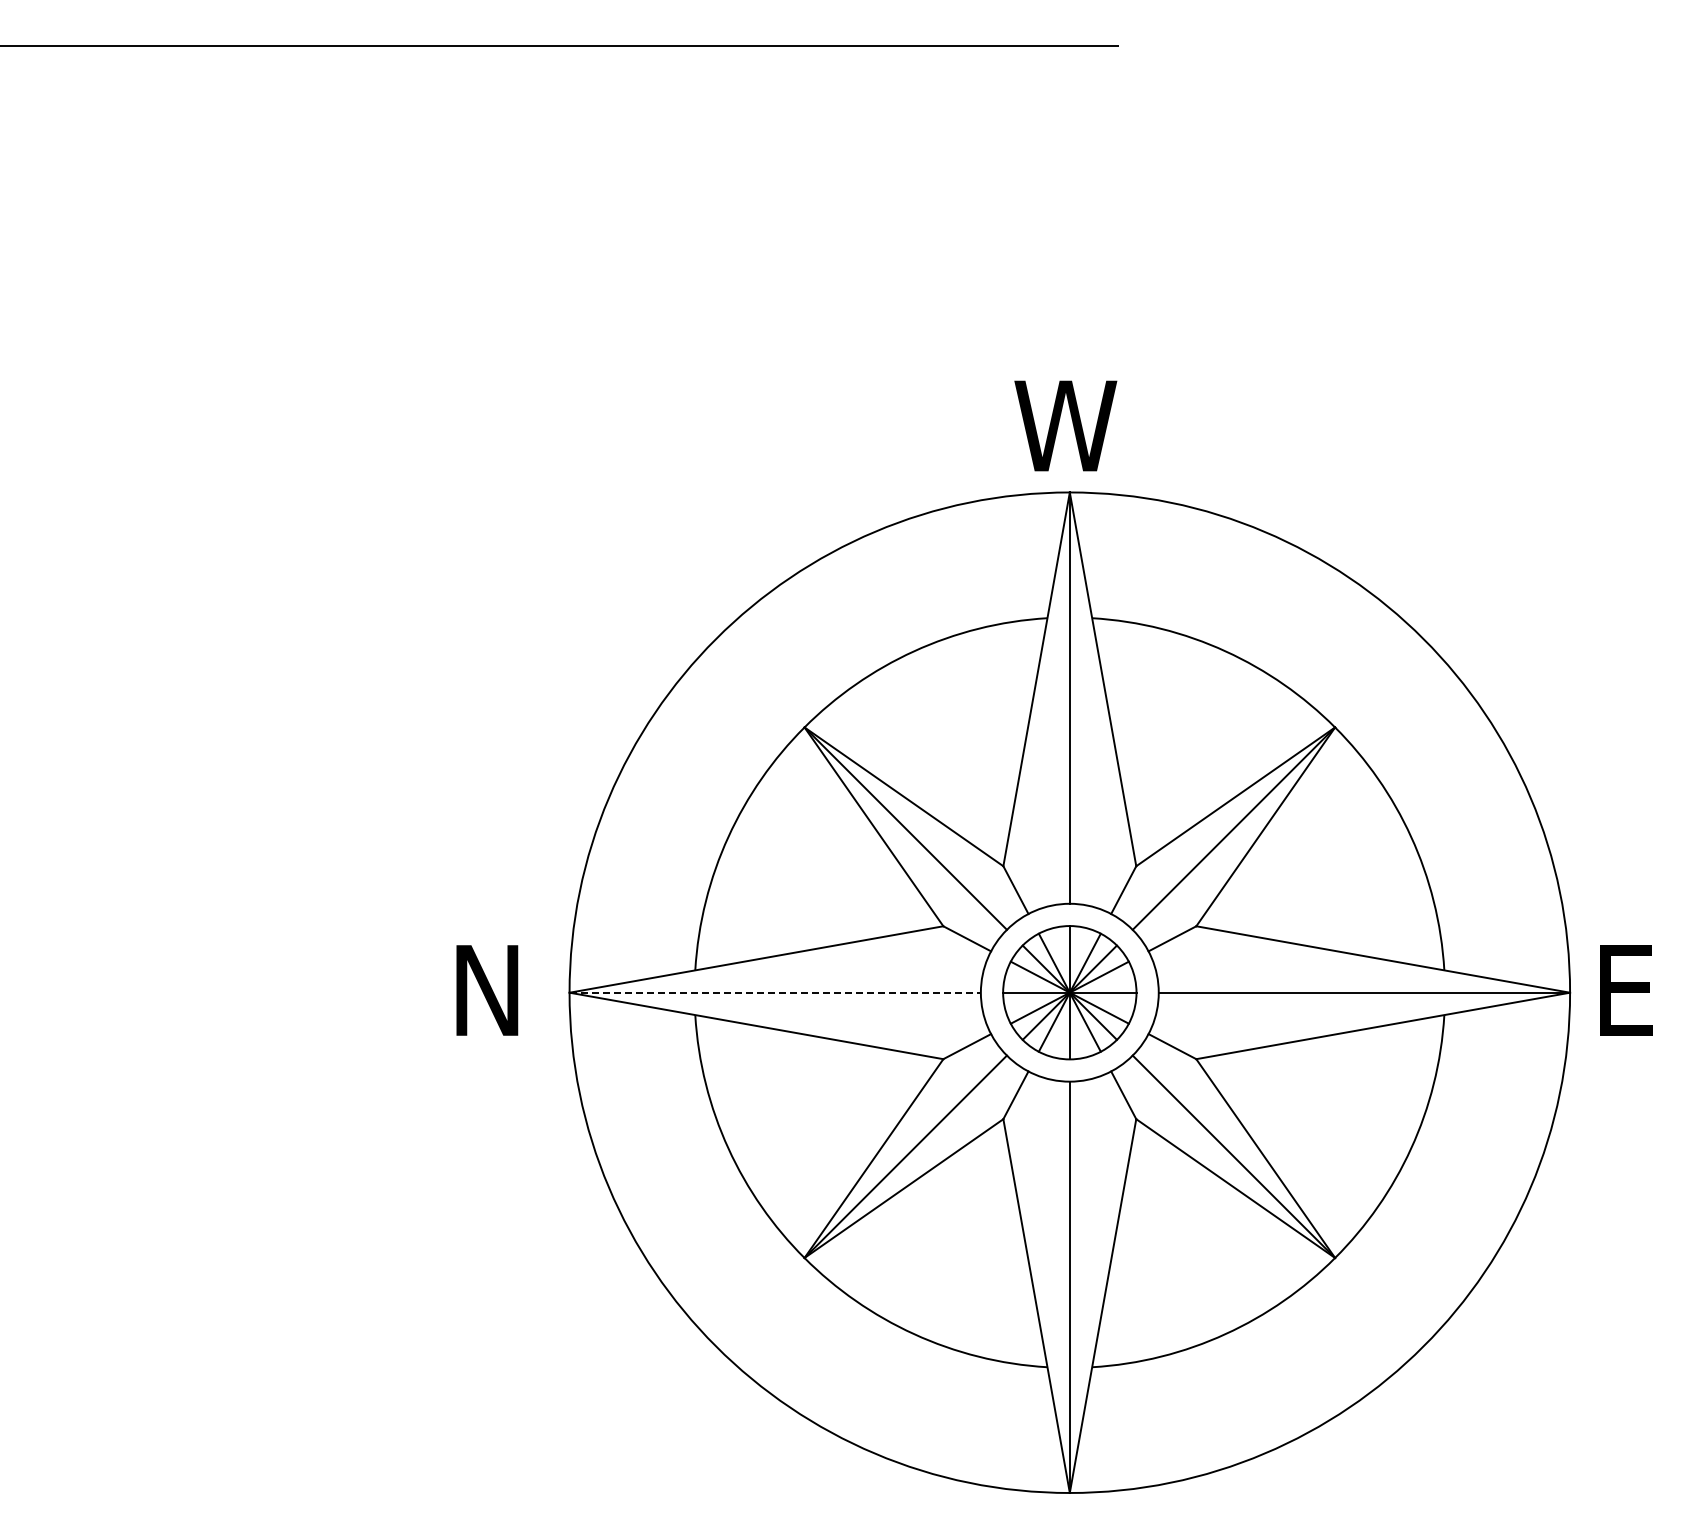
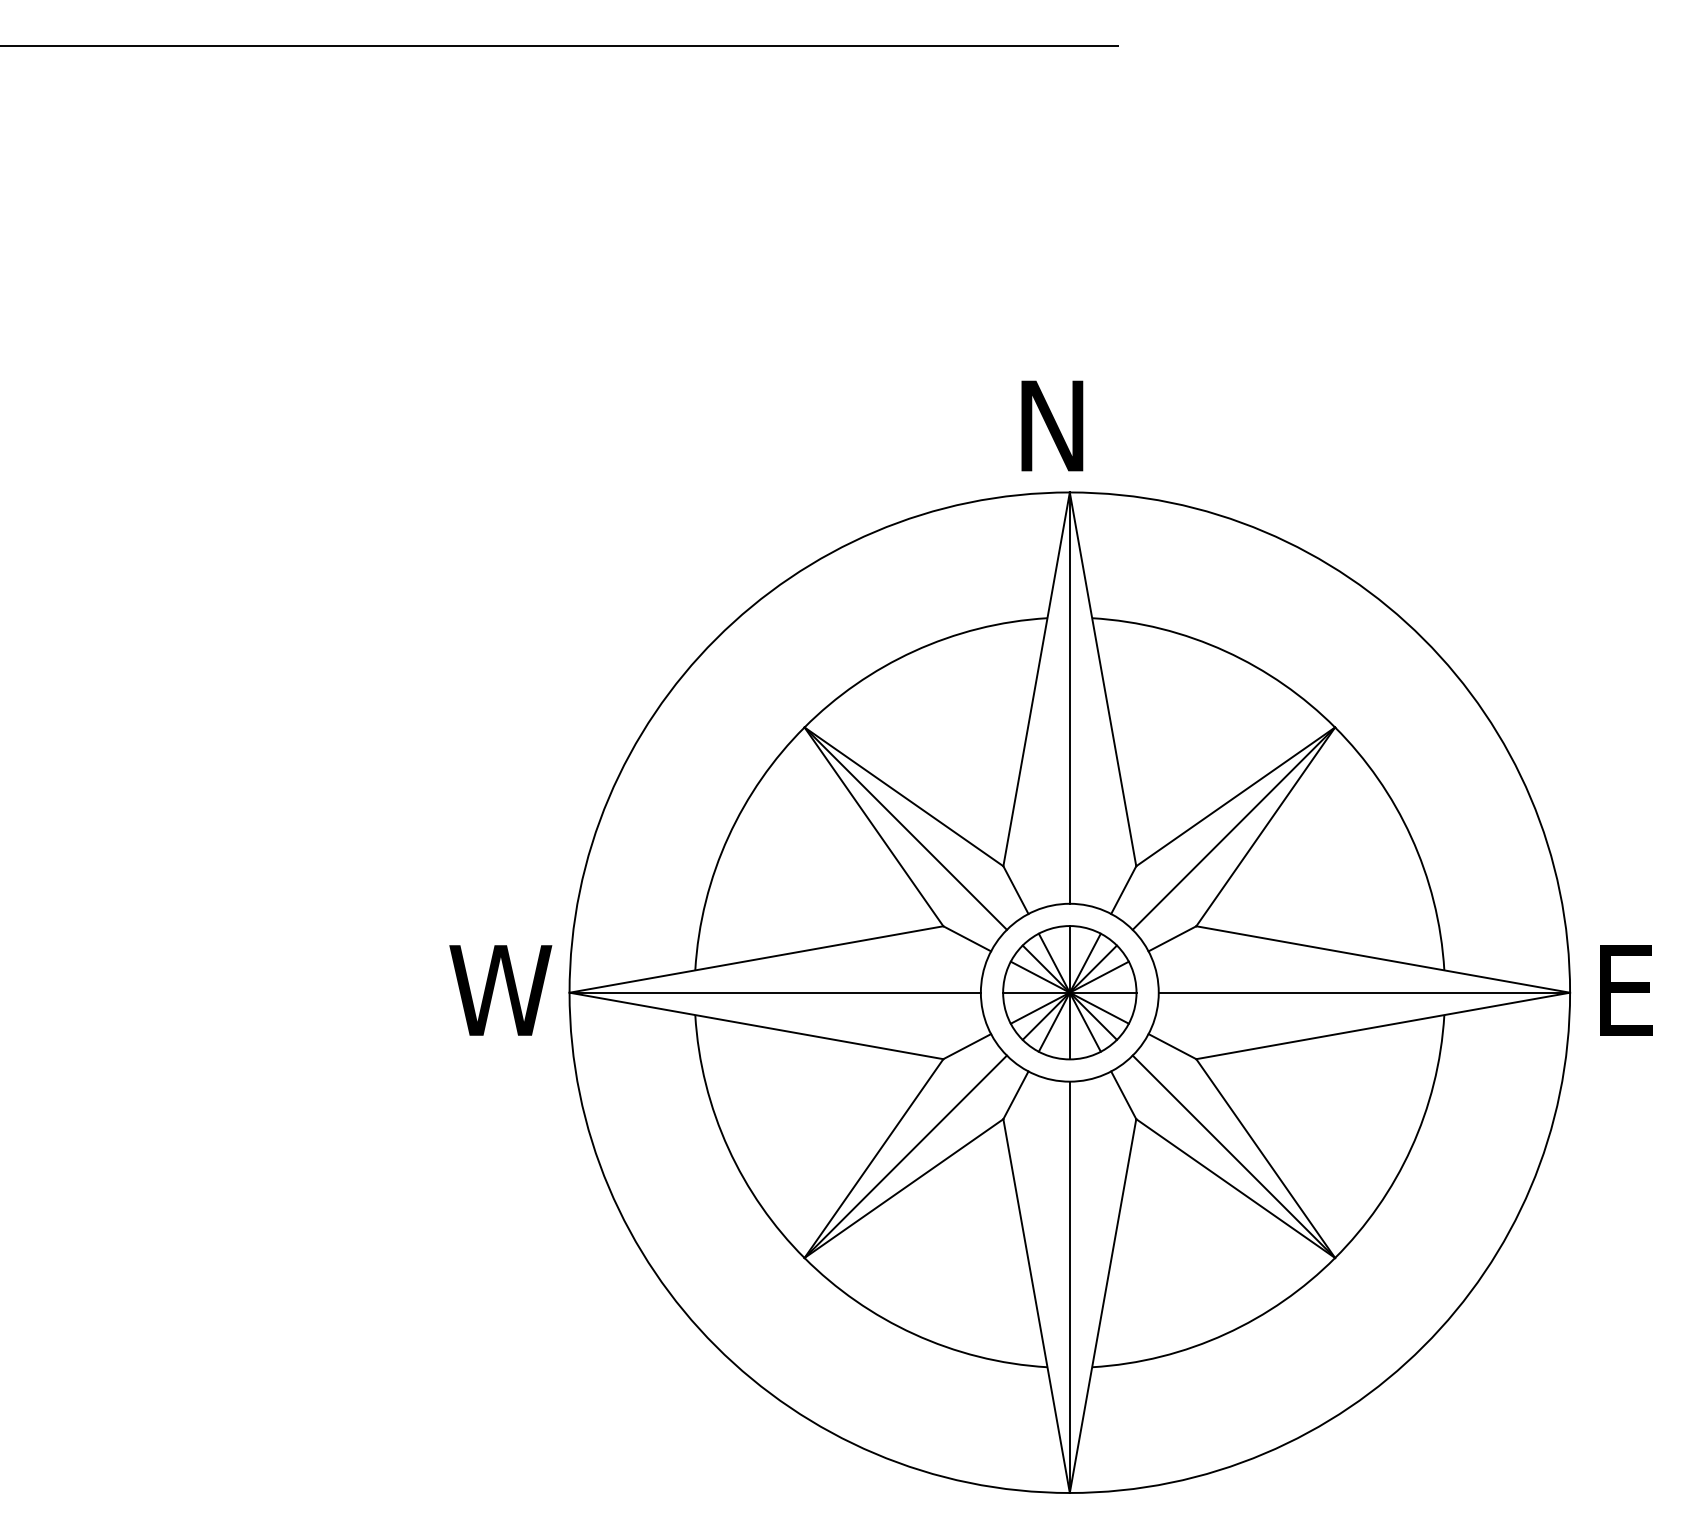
text: W -> N (1065, 425)
text: N -> W (500, 990)
line: dashed -> solid (775, 992)
